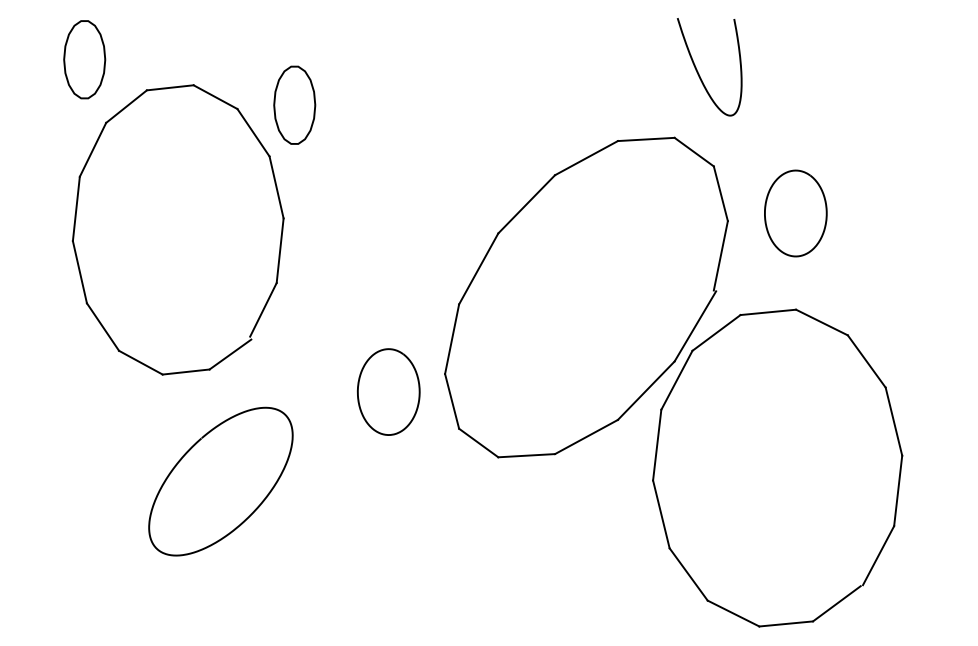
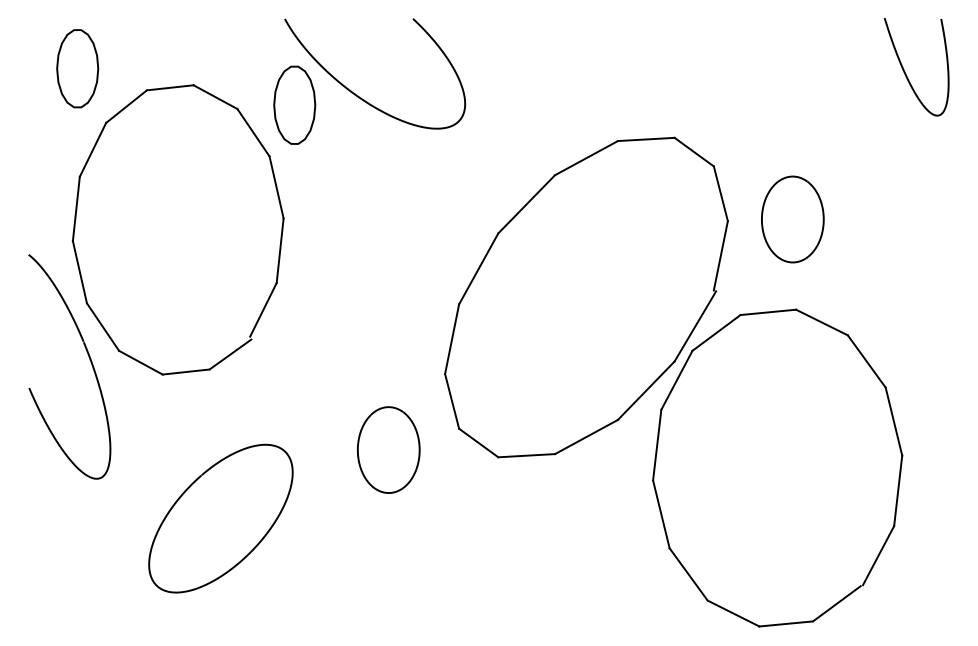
part position: (84, 59) -> (77, 68) (77, 68)
curve position: (699, 73) -> (906, 73) (906, 73)
curve: none -> present (361, 97)
curve position: (766, 207) -> (763, 213) (763, 213)
part: none -> present (88, 357)
curve position: (359, 385) -> (359, 443) (359, 443)
curve position: (190, 450) -> (190, 487) (190, 487)
